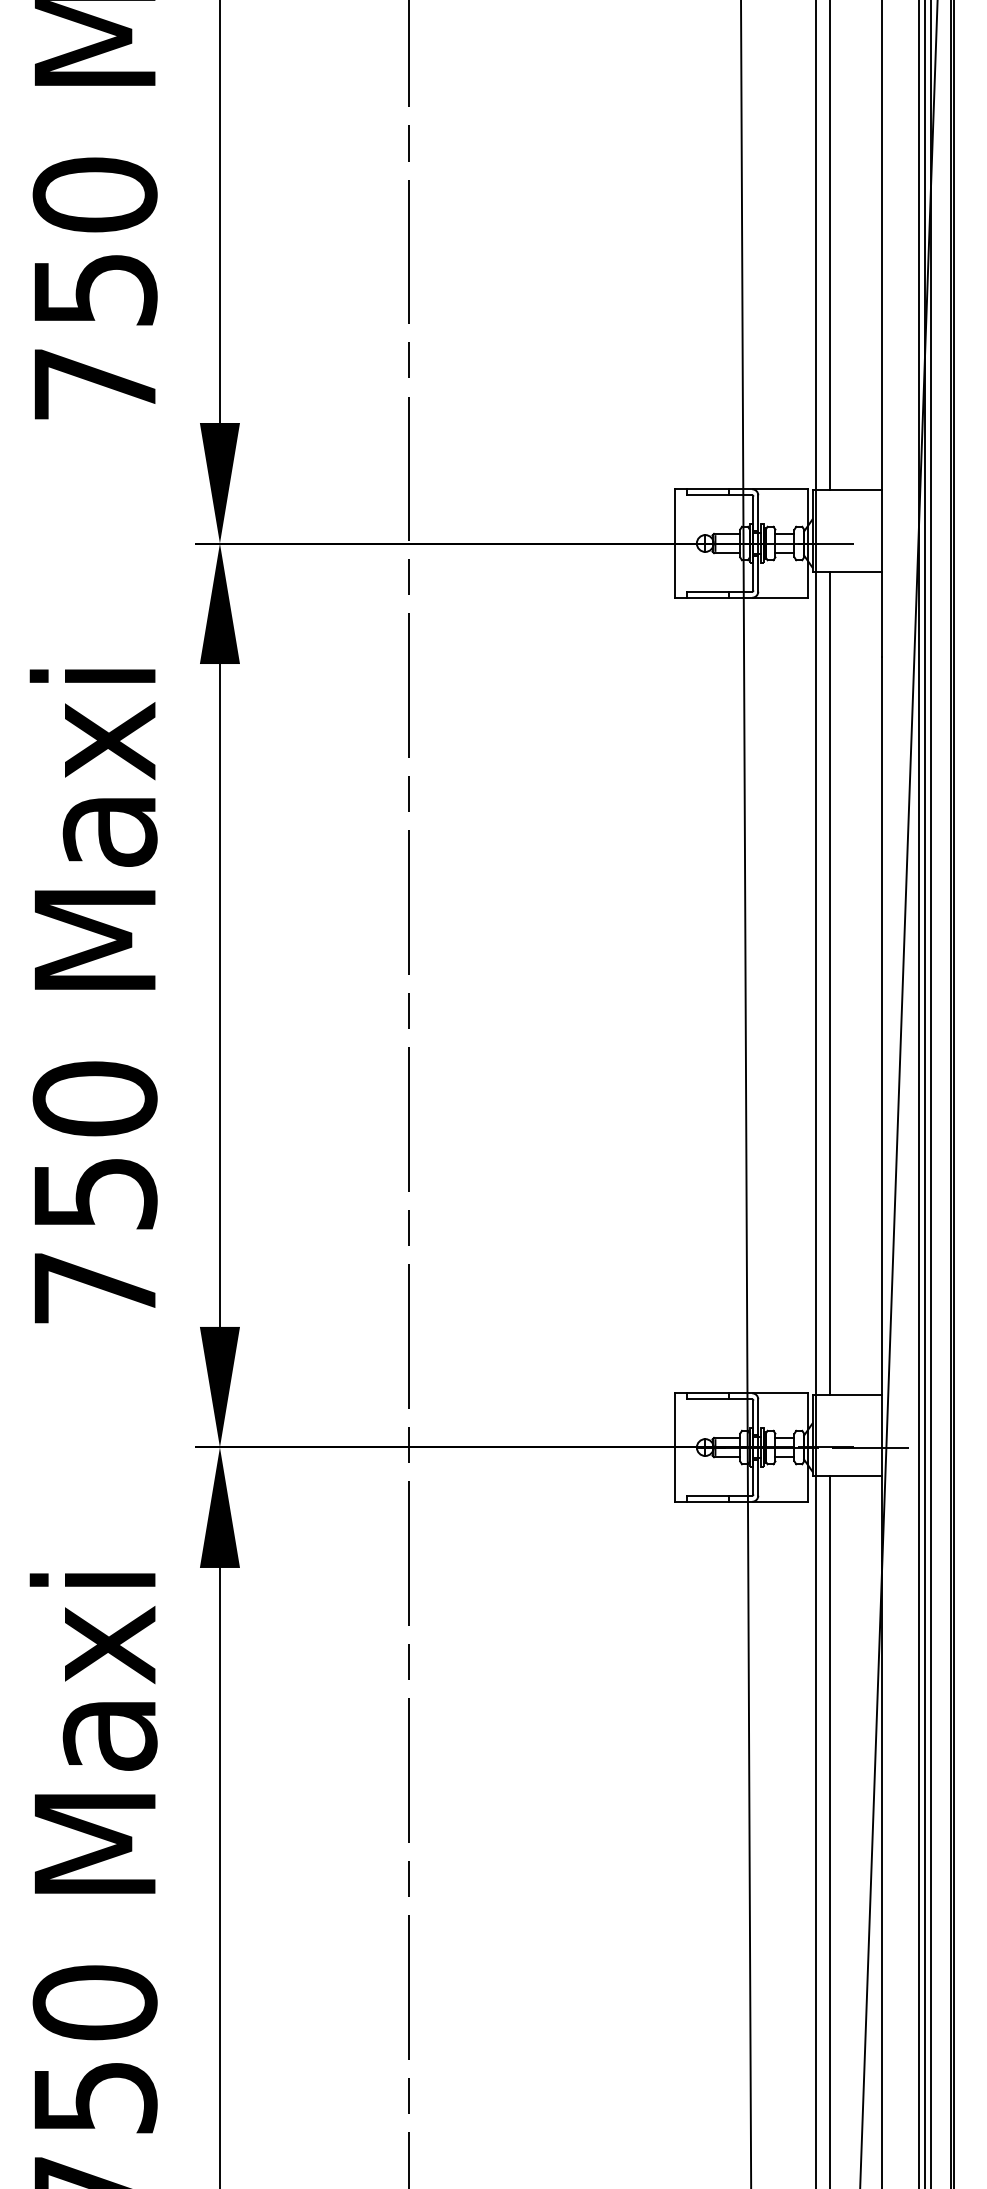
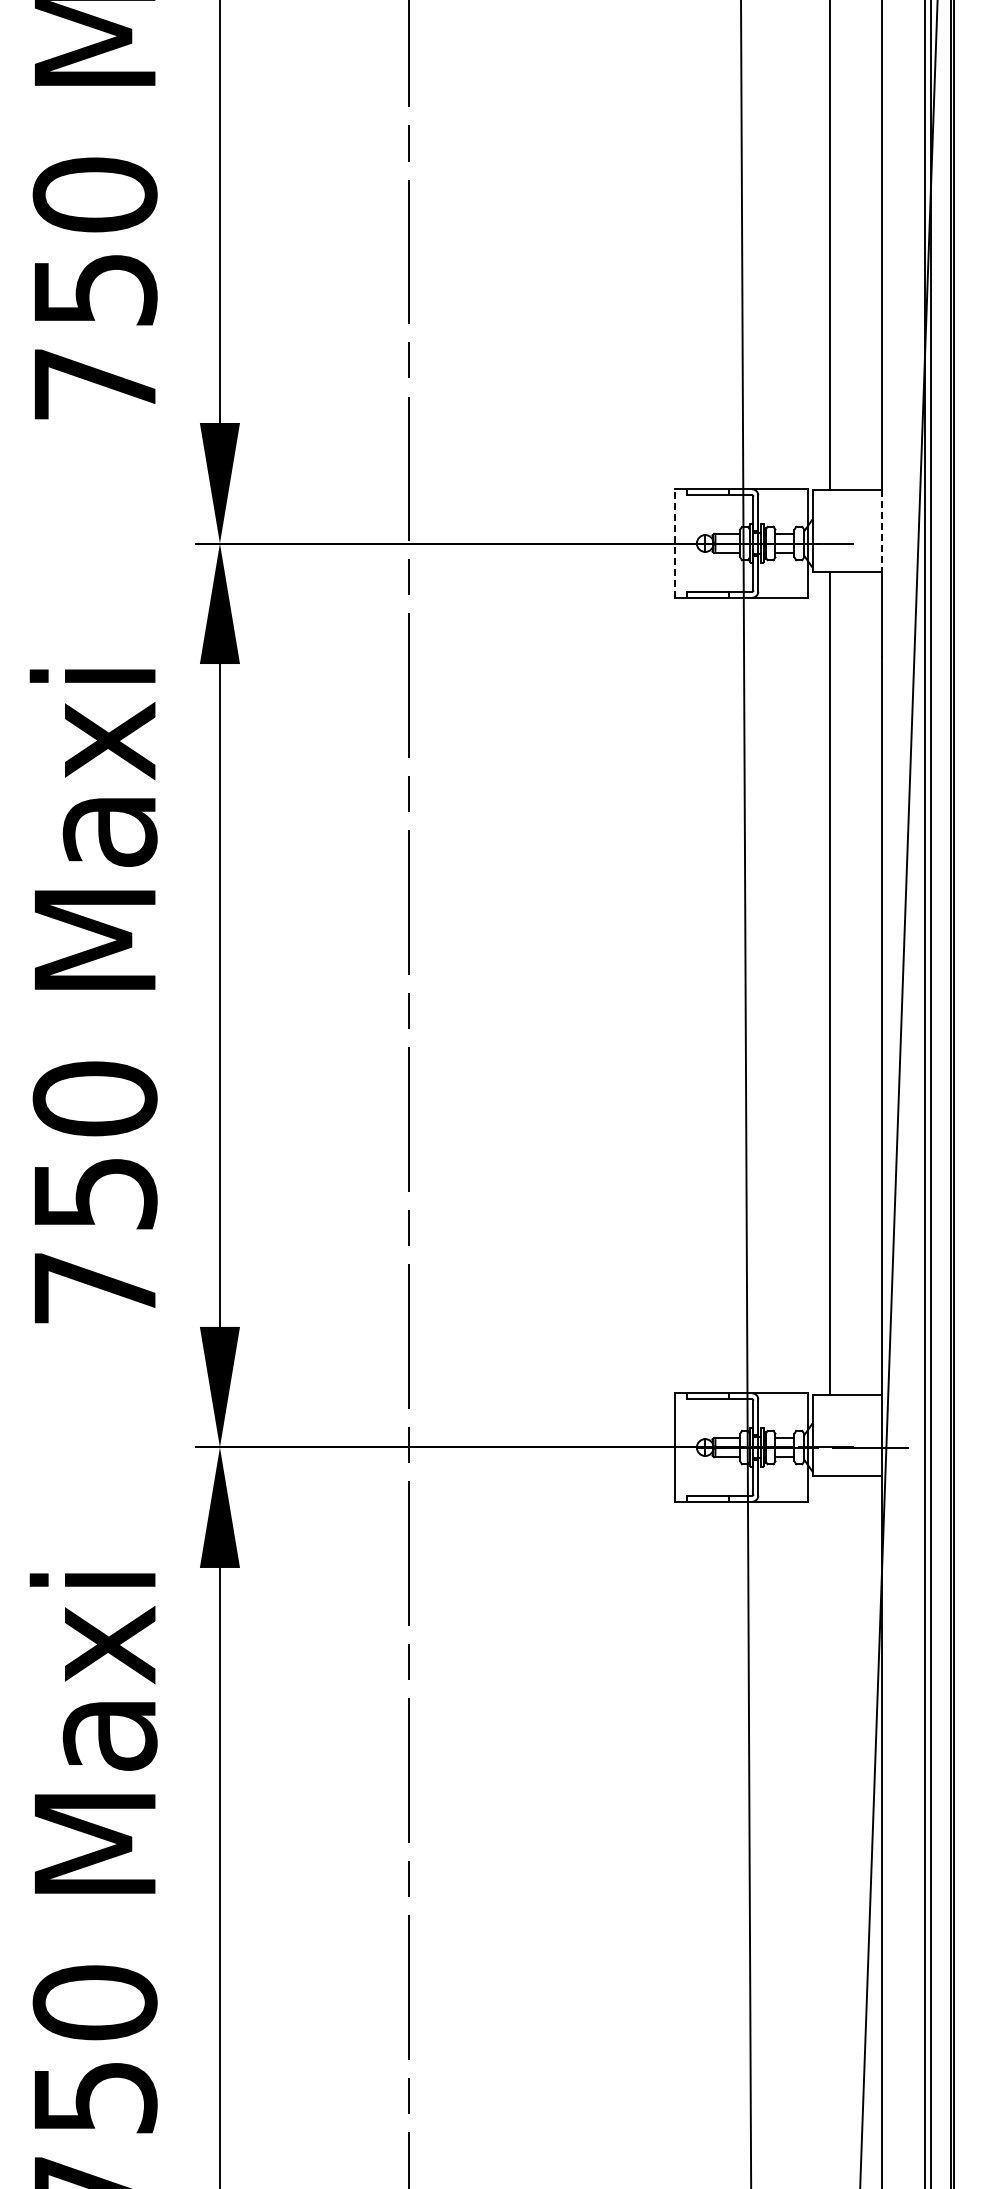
line: solid -> dashed (882, 531)
line: solid -> dashed (675, 543)
line: present -> none (816, 1093)
line: present -> none (918, 1093)
line: present -> none (830, 1830)
